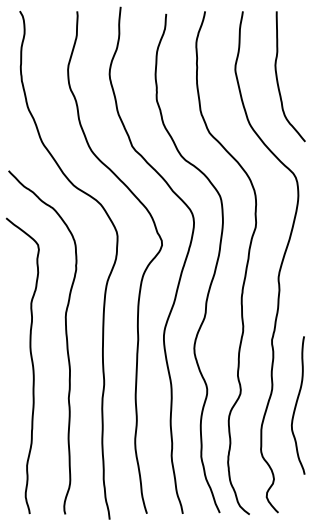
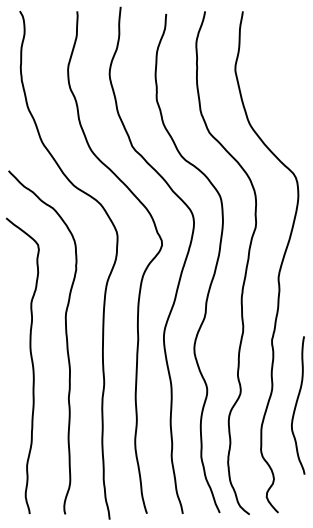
curve: present -> none (278, 80)
